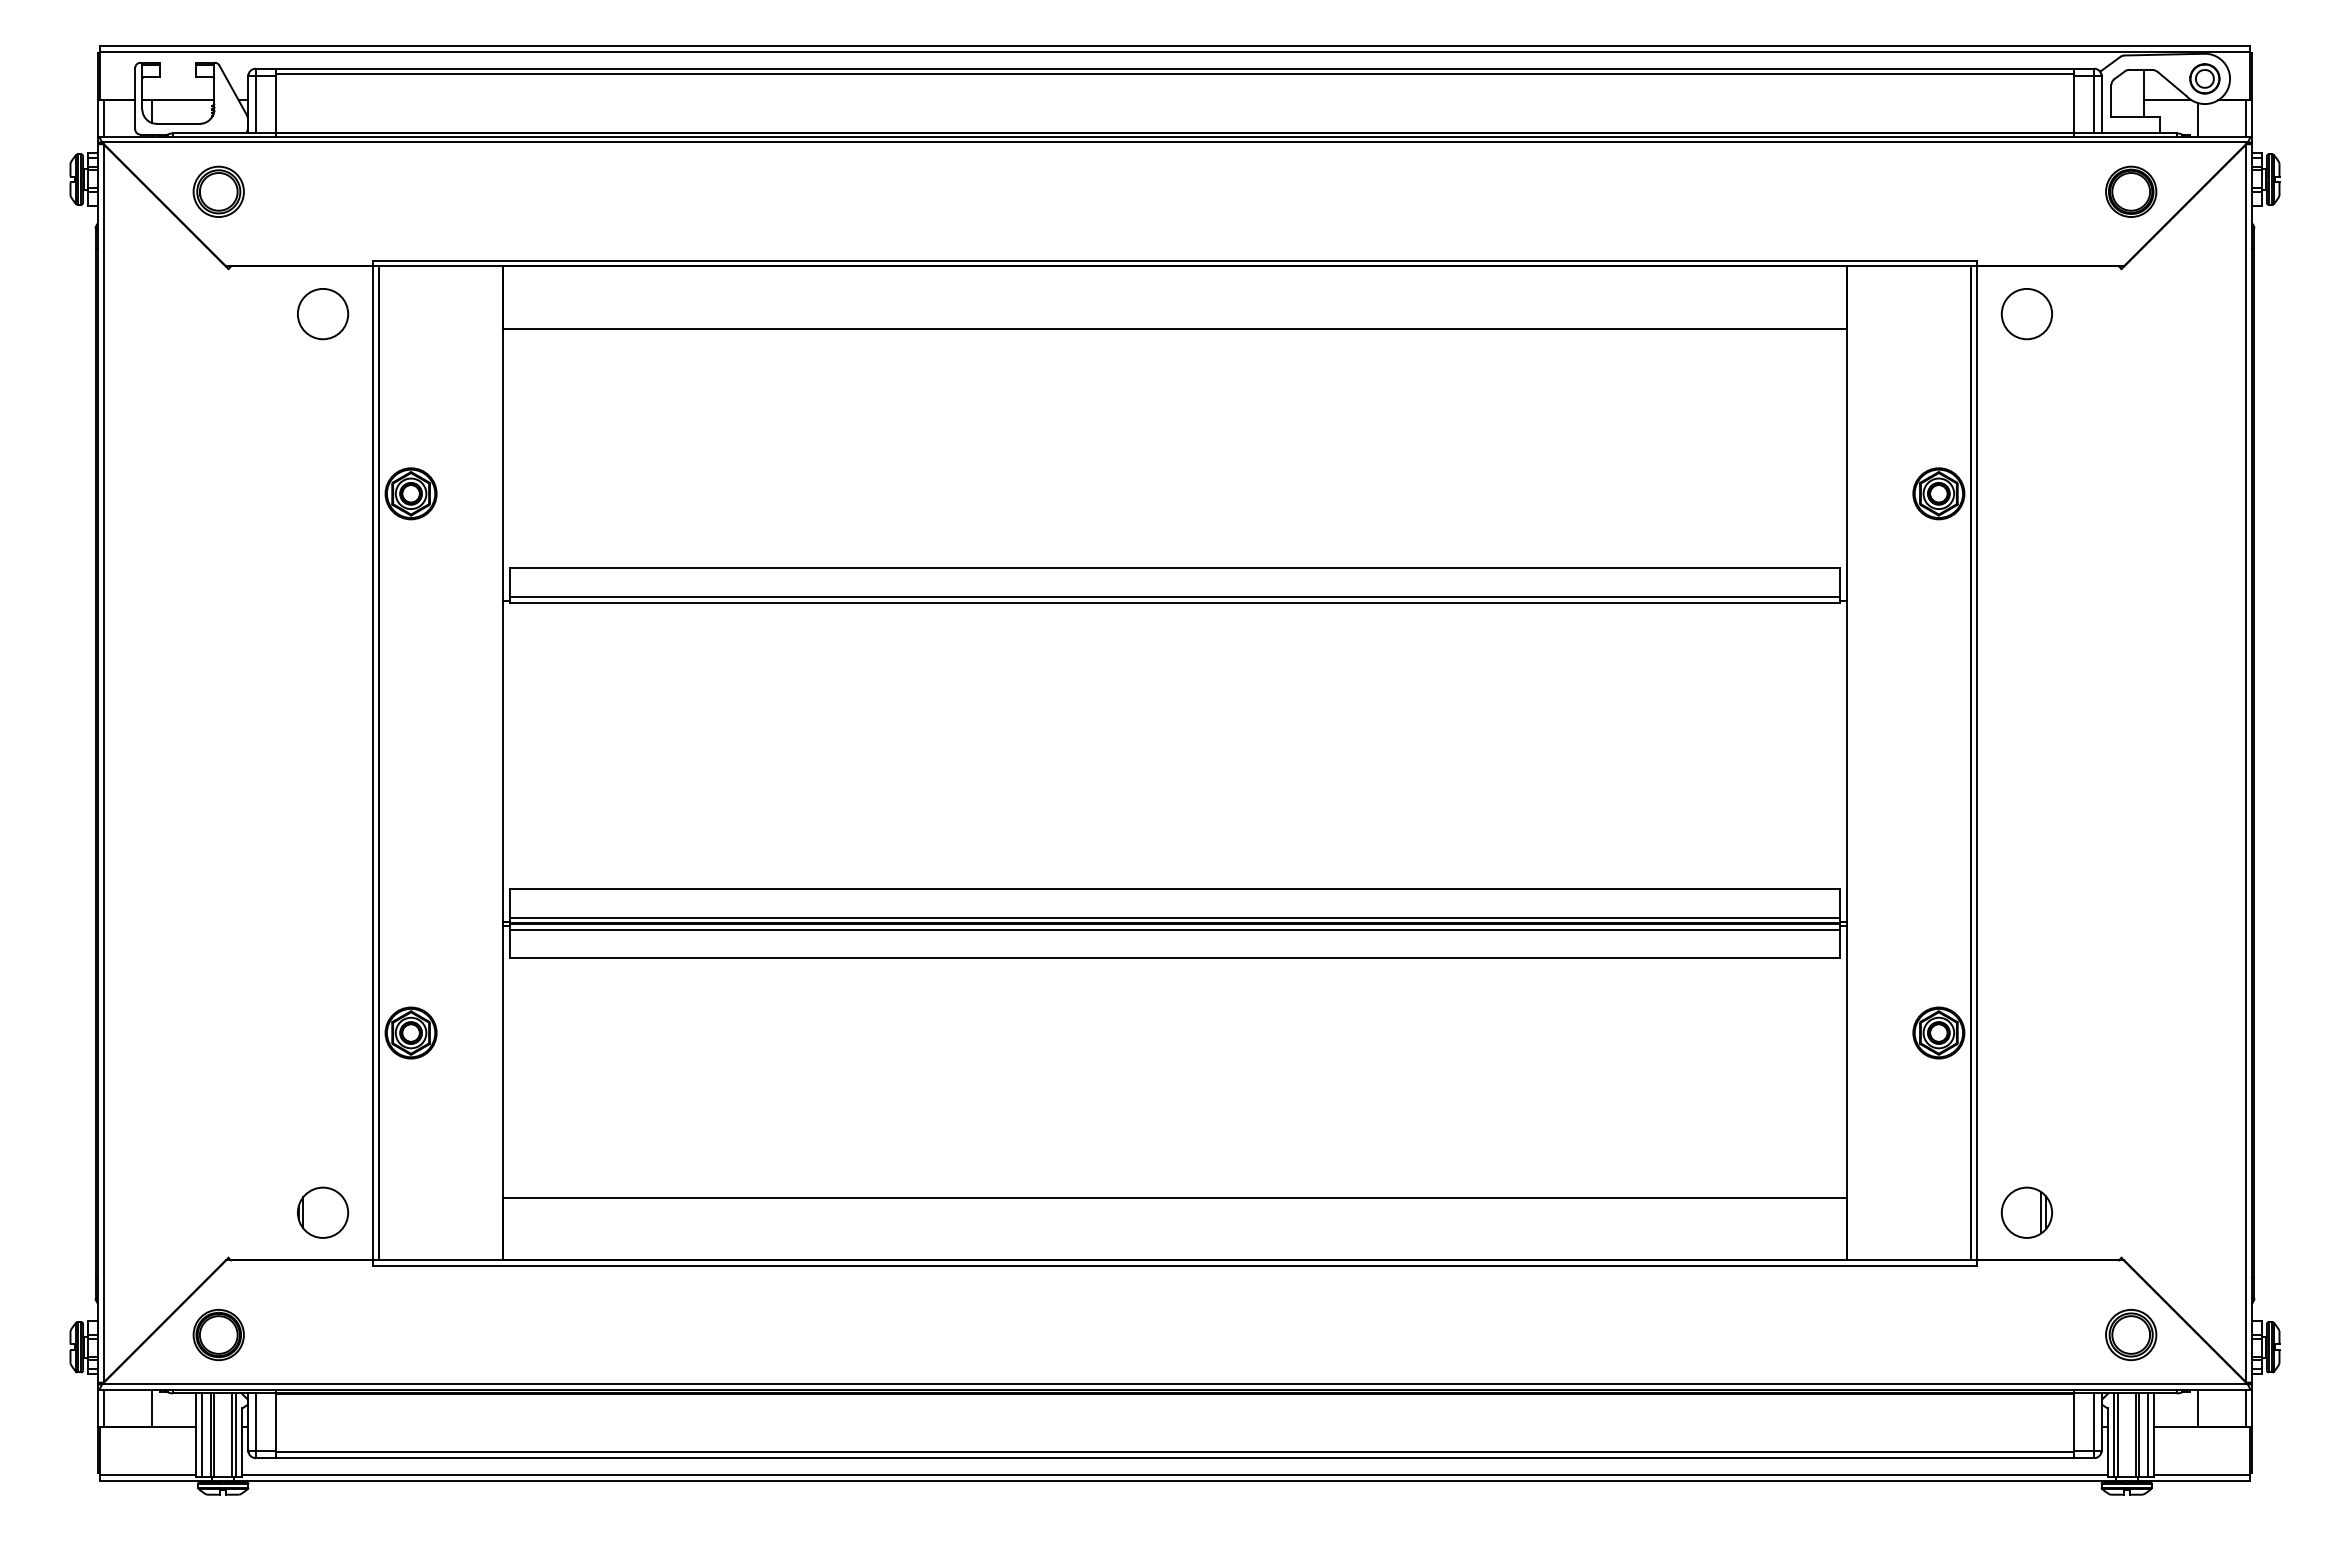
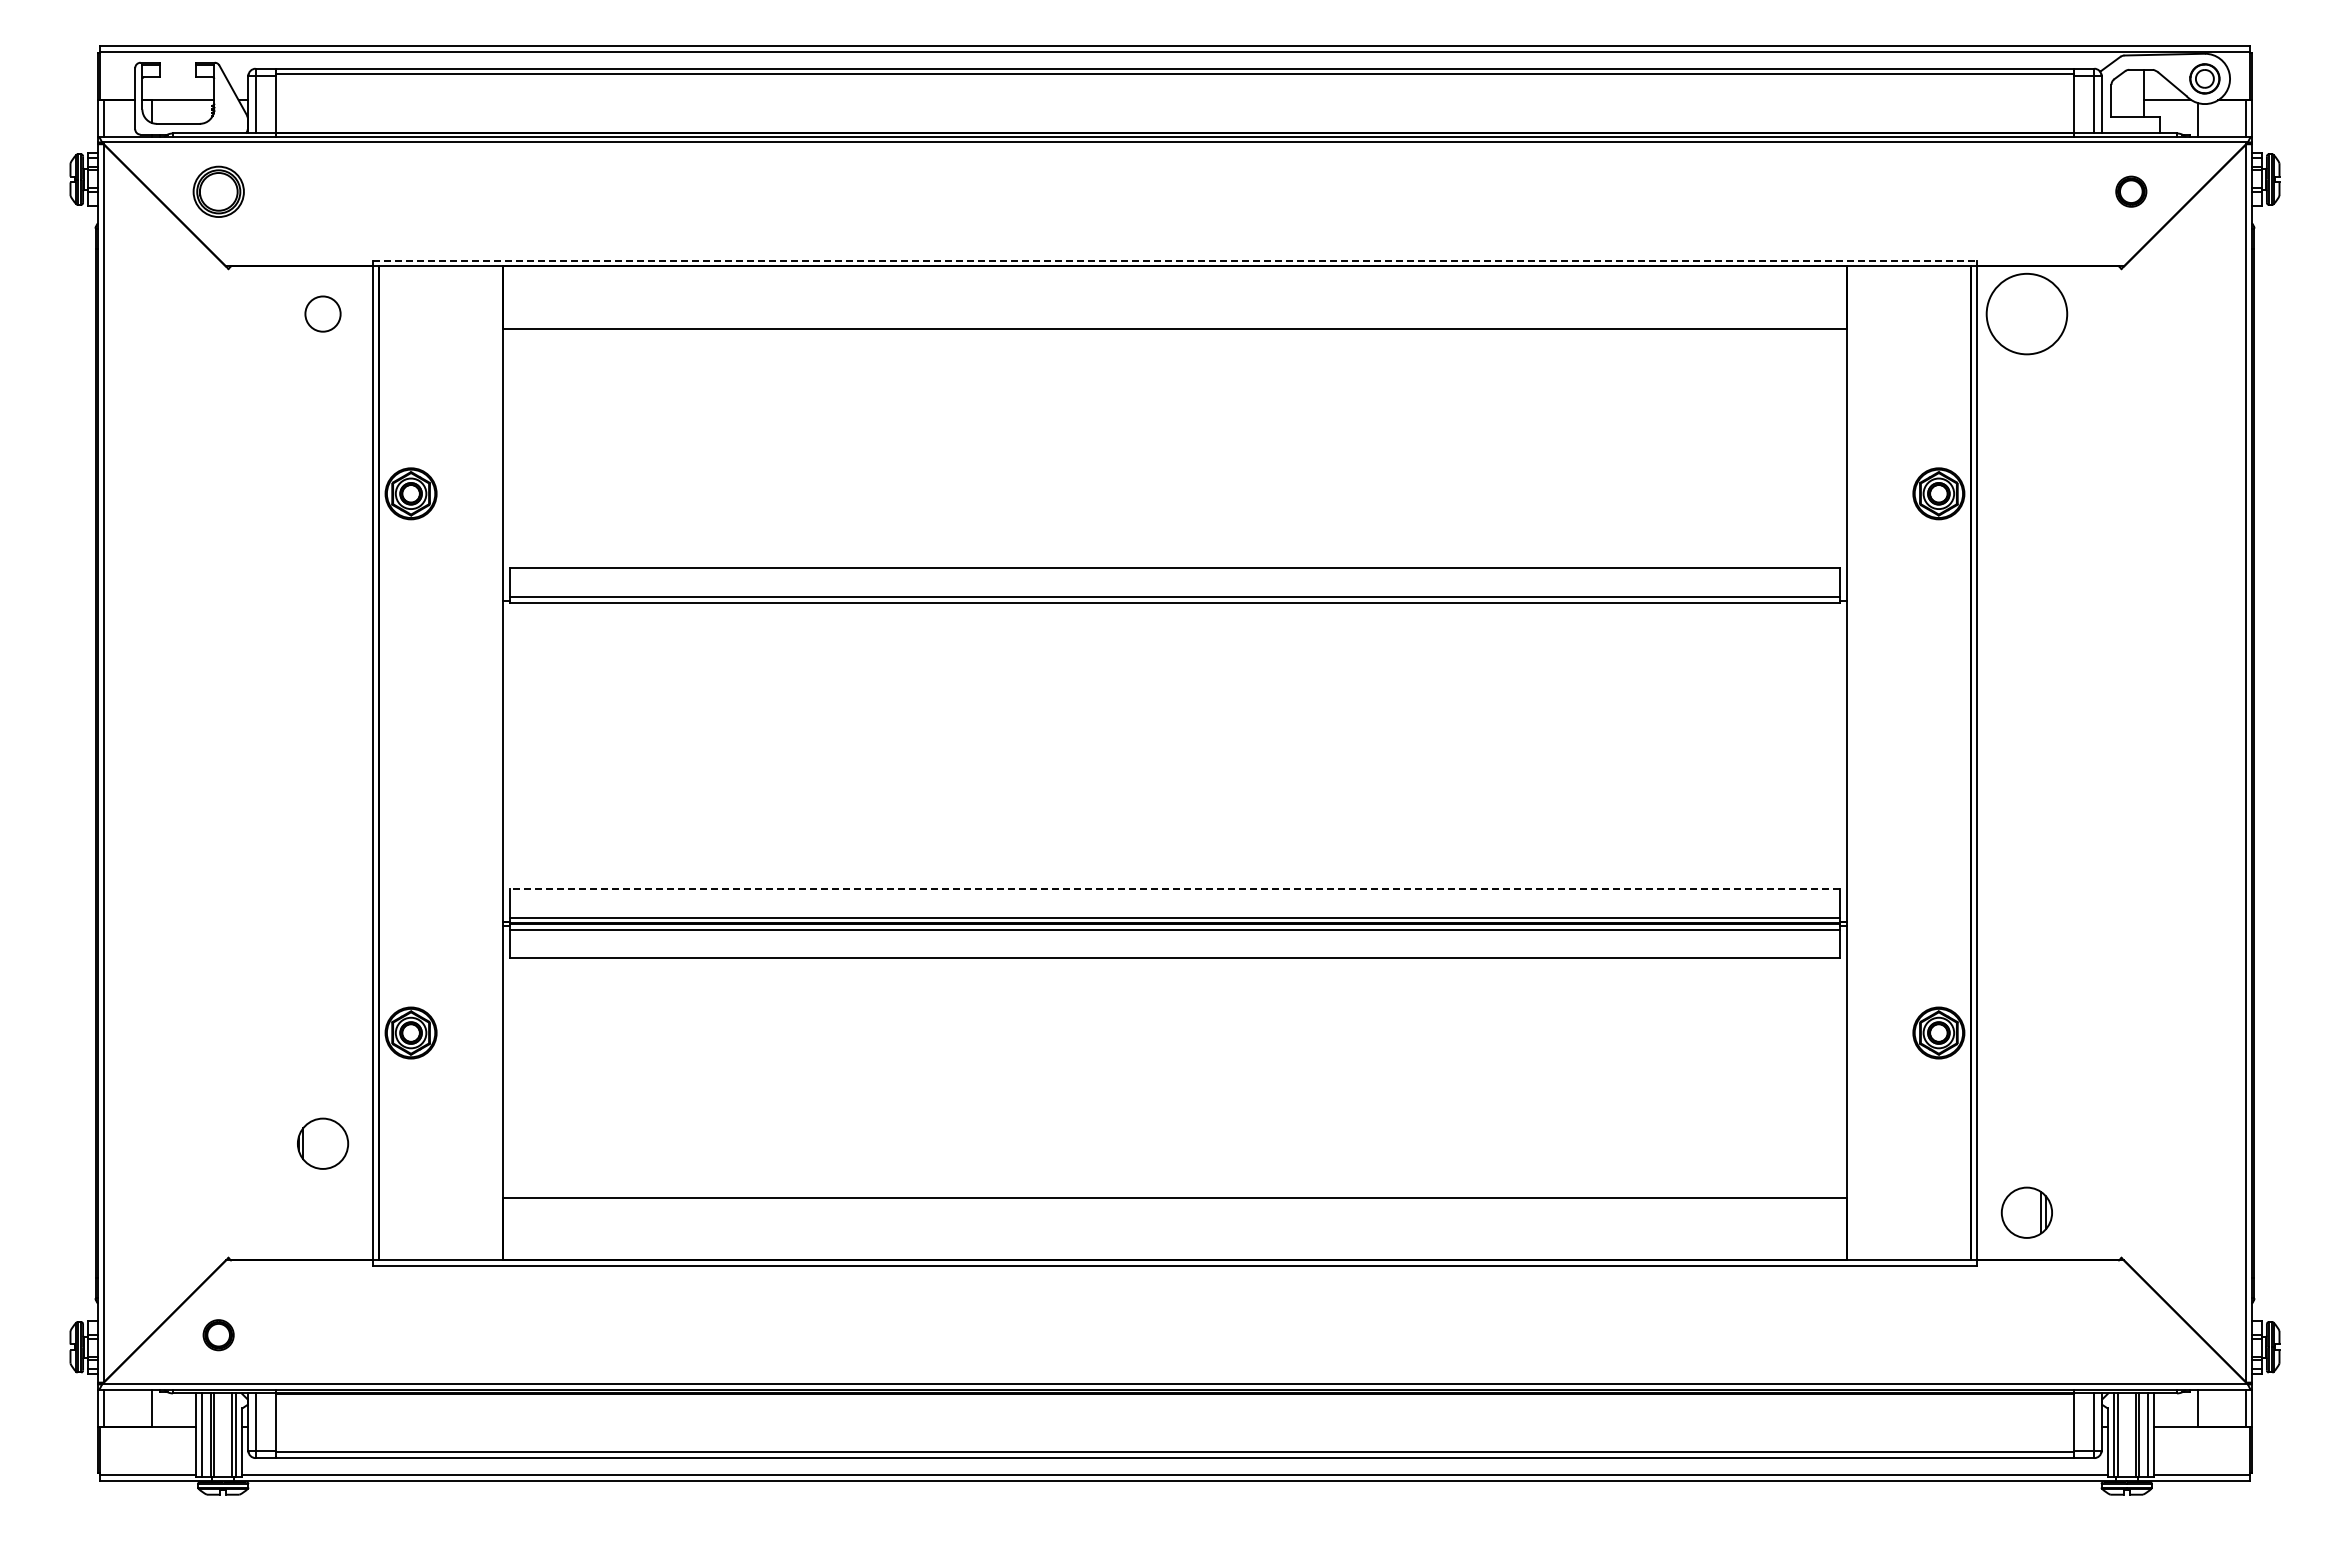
part size: 53x53 px -> 33x33 px (2131, 191)
line: solid -> dashed (1175, 261)
circle diameter: 50 px -> 35 px (322, 313)
circle diameter: 50 px -> 81 px (2026, 313)
line: solid -> dashed (1174, 889)
part position: (323, 1212) -> (323, 1143) (323, 1143)
part size: 53x53 px -> 33x33 px (218, 1335)
part: present -> none (2131, 1335)
